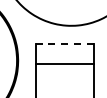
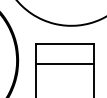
line: dashed -> solid (65, 43)
